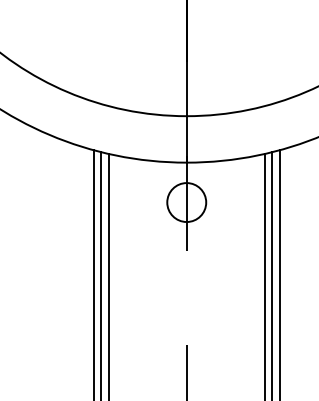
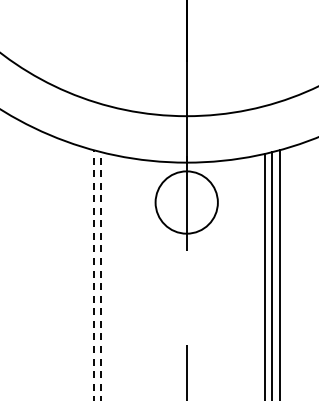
circle diameter: 39 px -> 62 px (186, 202)
line: solid -> dashed (94, 275)
line: present -> none (108, 275)
line: solid -> dashed (101, 276)
